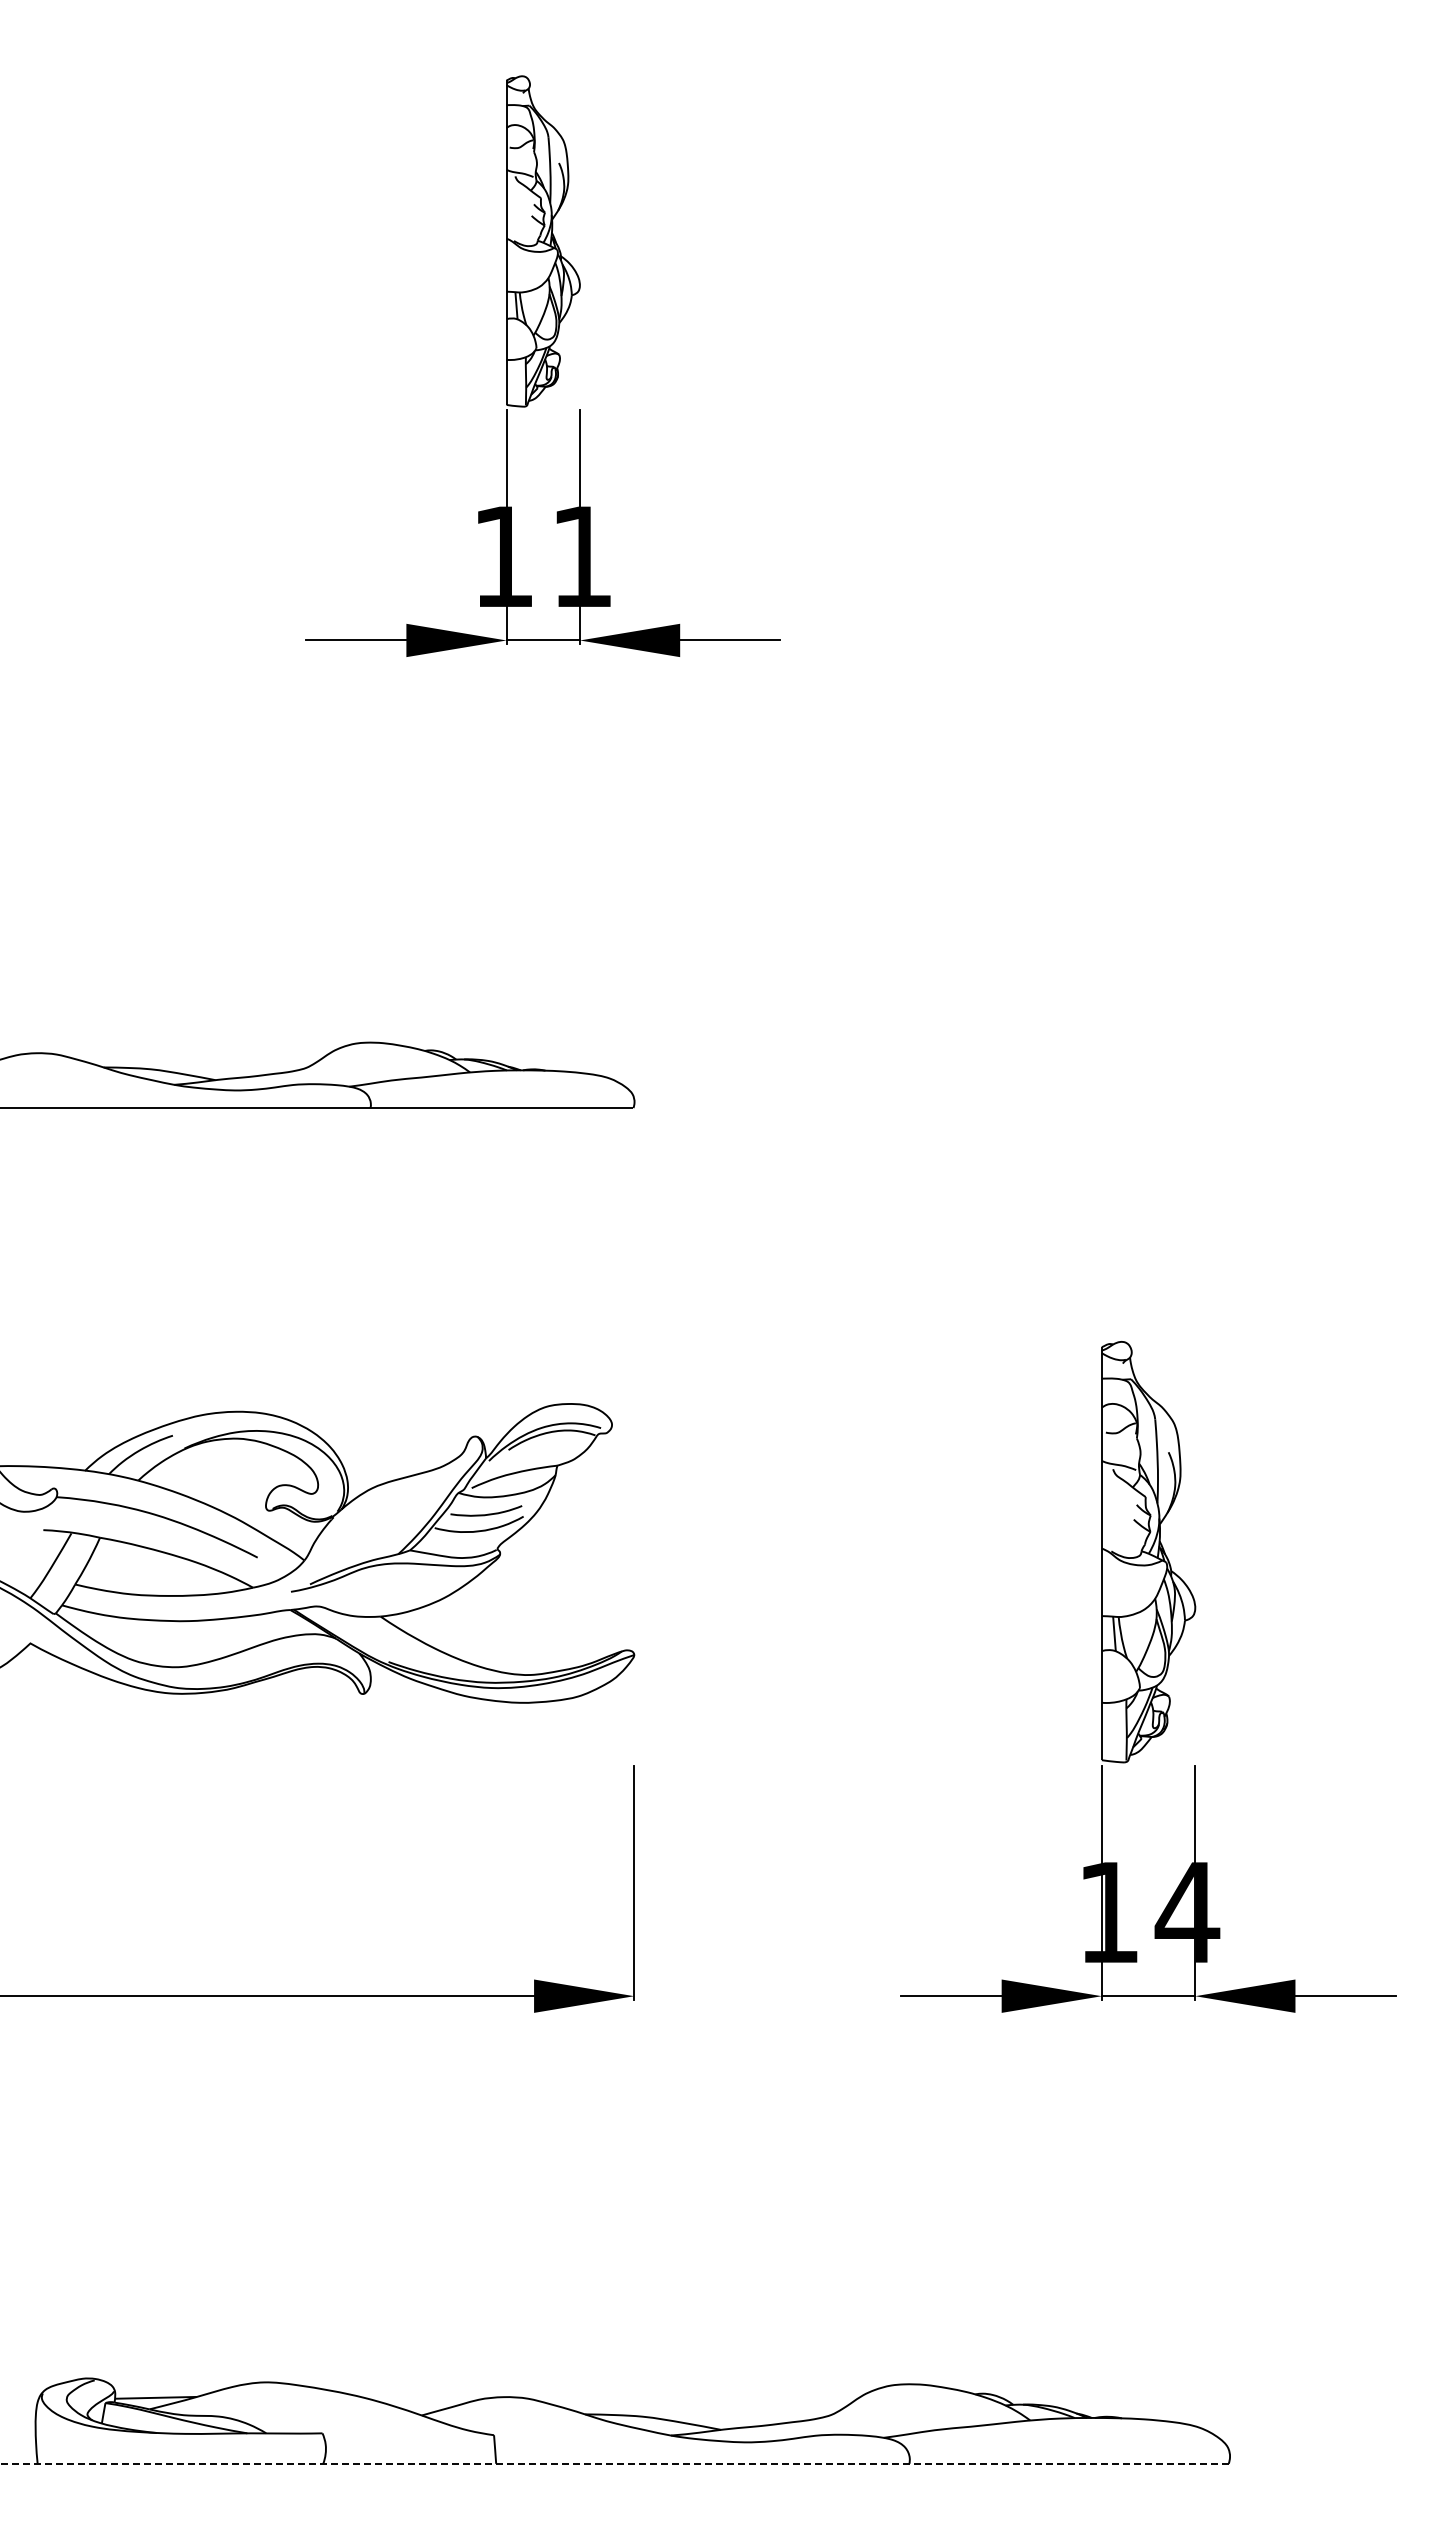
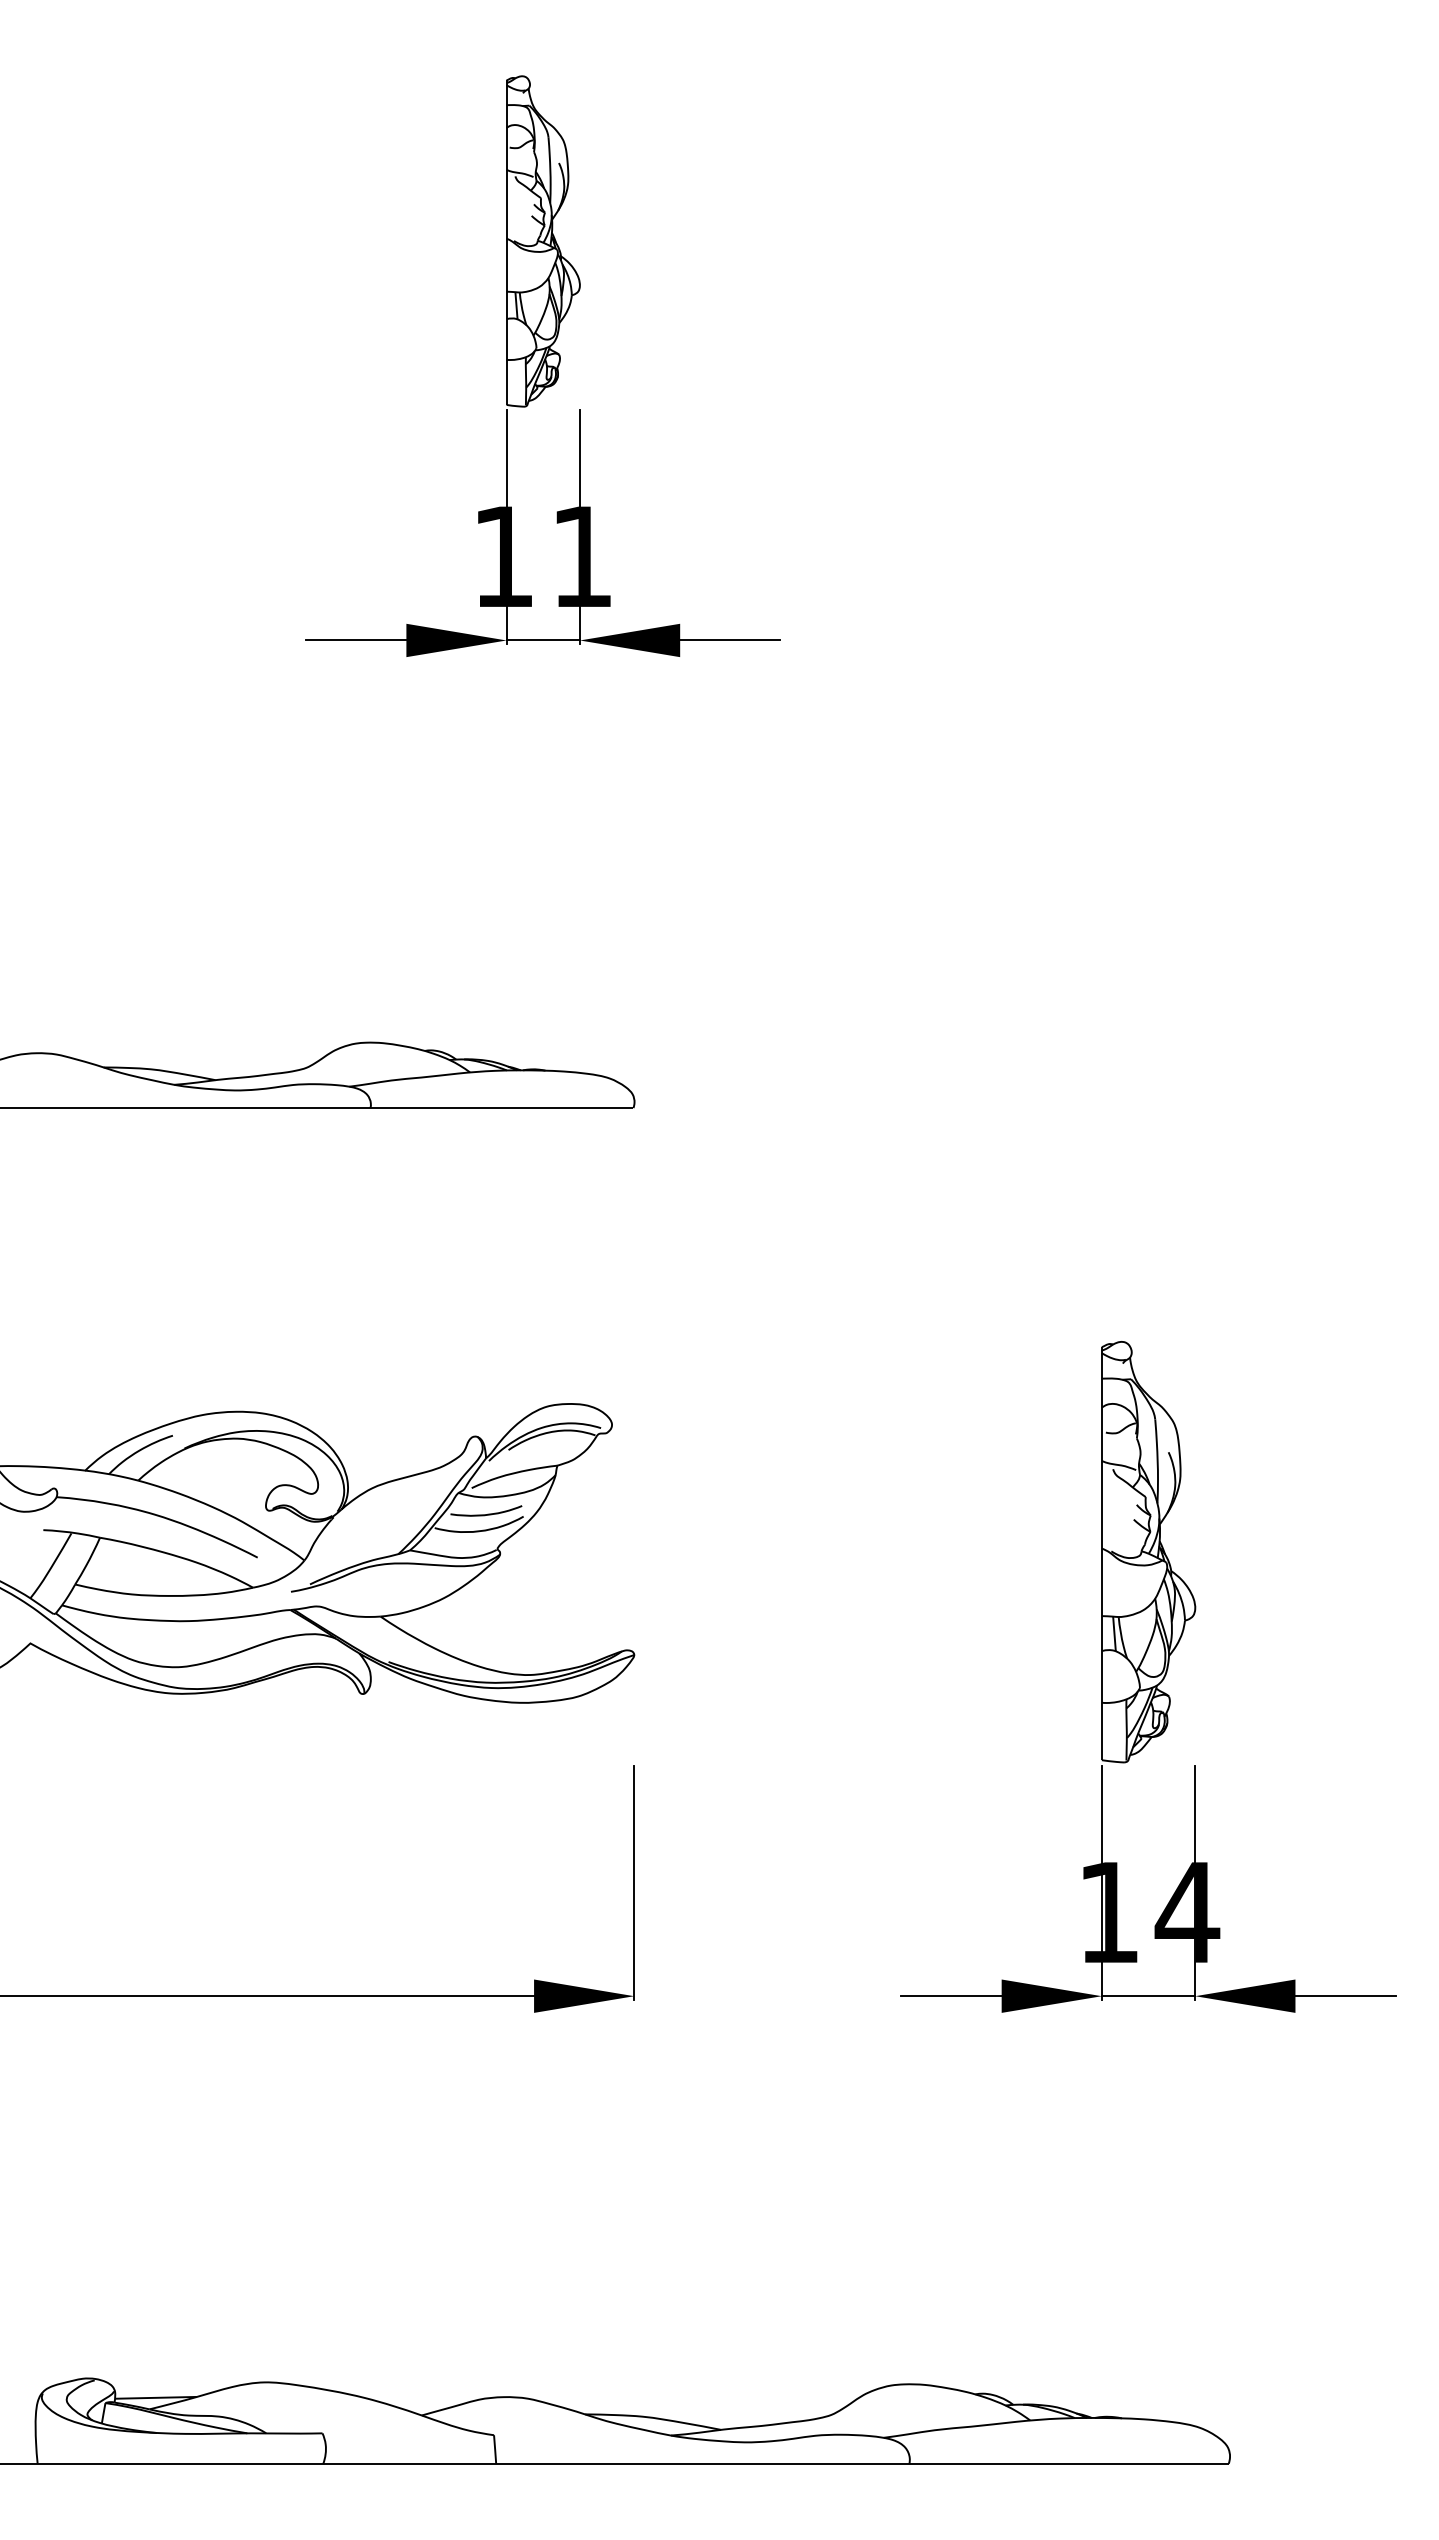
line: dashed -> solid (614, 2463)
